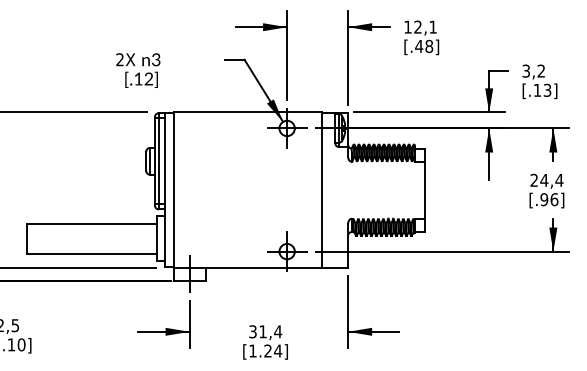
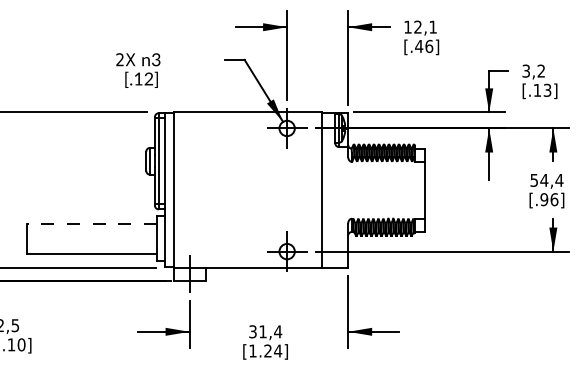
text: [.48] -> [.46] (429, 45)
text: 24,4 -> 54,4 (533, 179)
line: solid -> dashed (92, 223)
